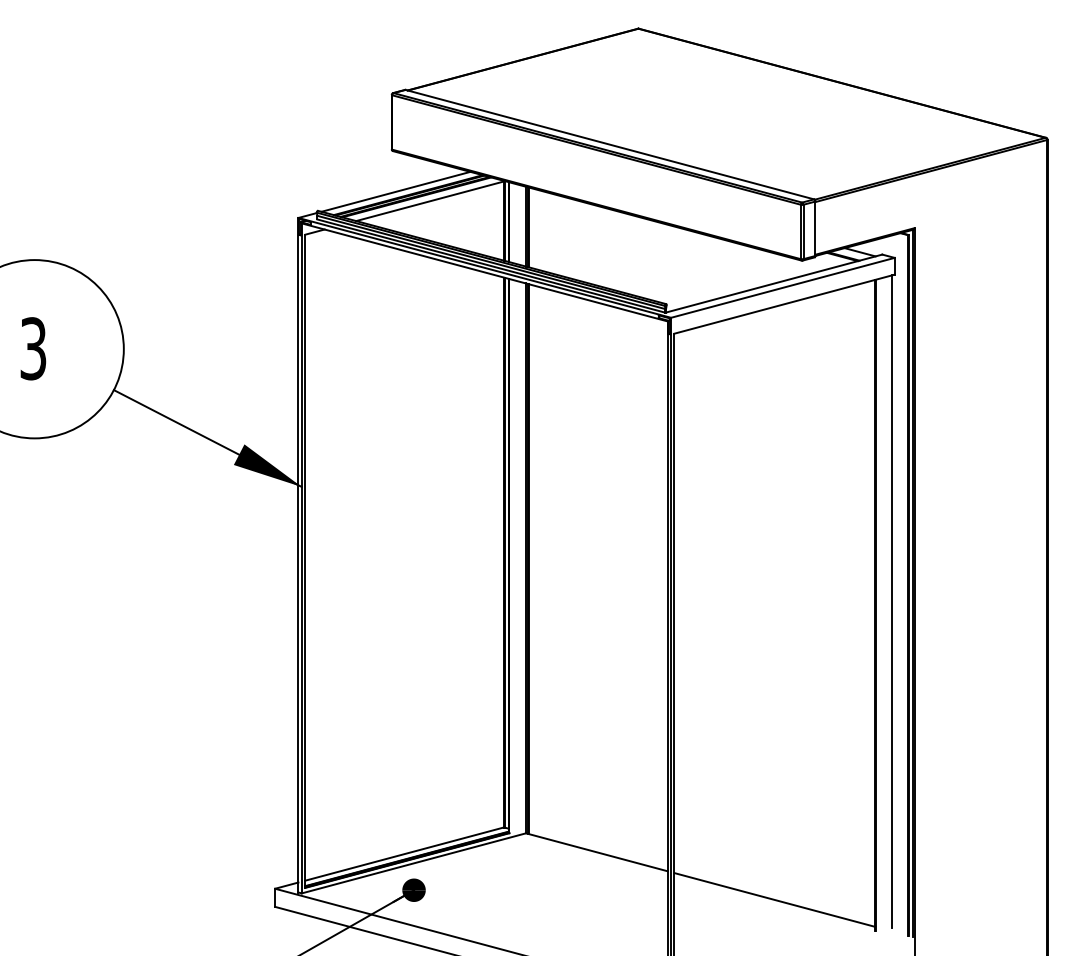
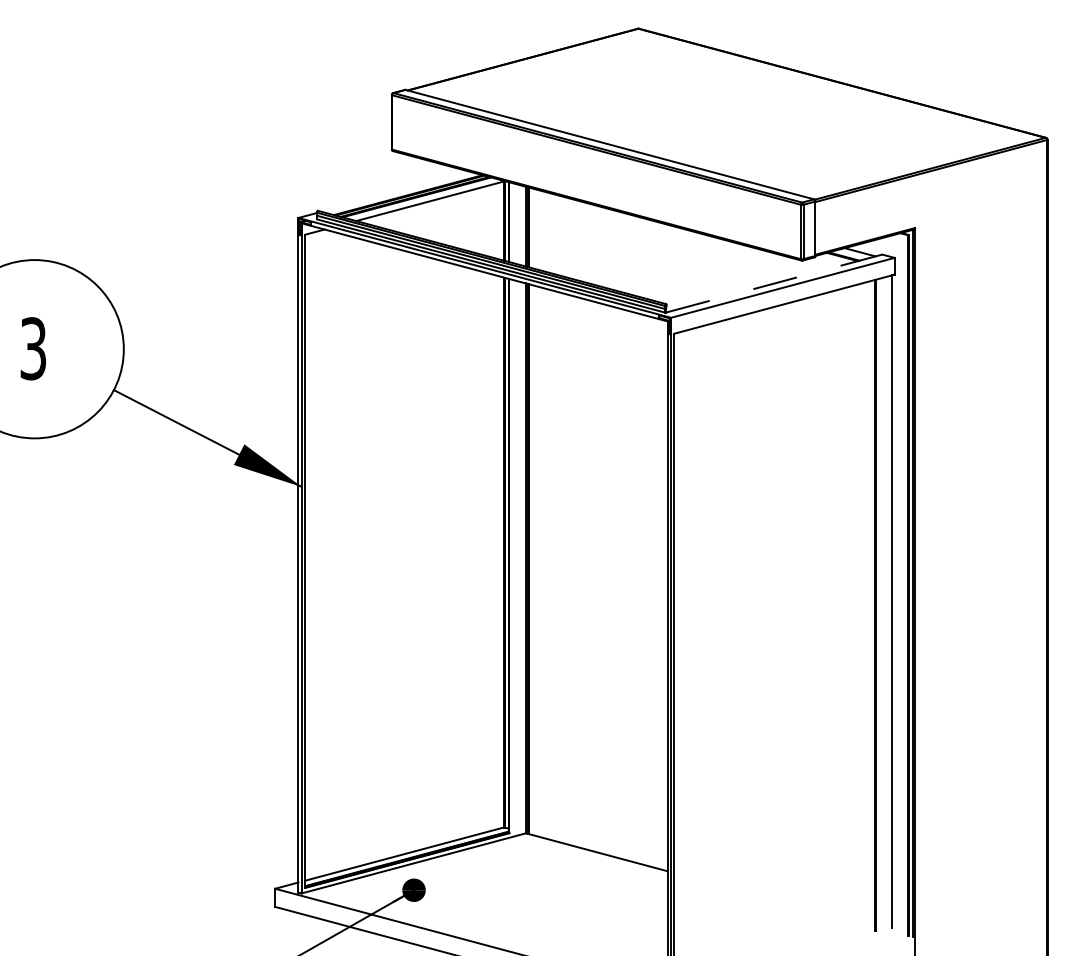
line: present -> none (395, 191)
line: solid -> dashed (774, 283)
line: present -> none (774, 899)
